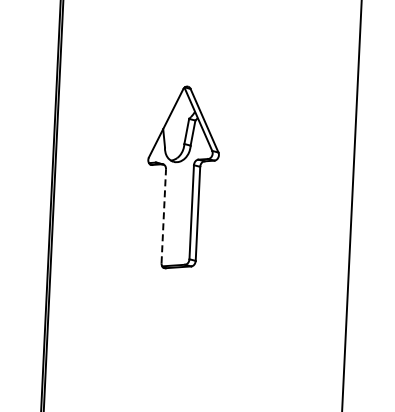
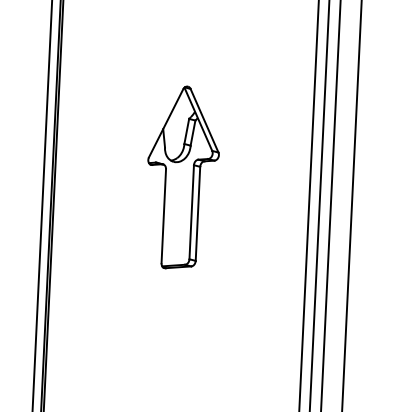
line: none -> present (42, 205)
line: none -> present (308, 205)
line: none -> present (319, 205)
line: none -> present (330, 205)
line: dashed -> solid (163, 215)
